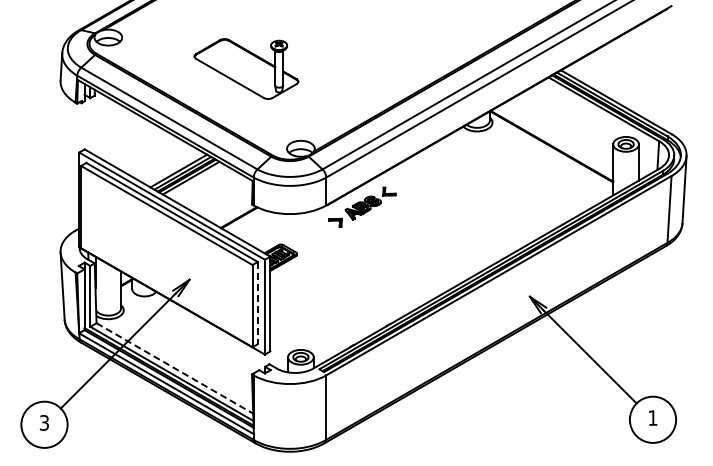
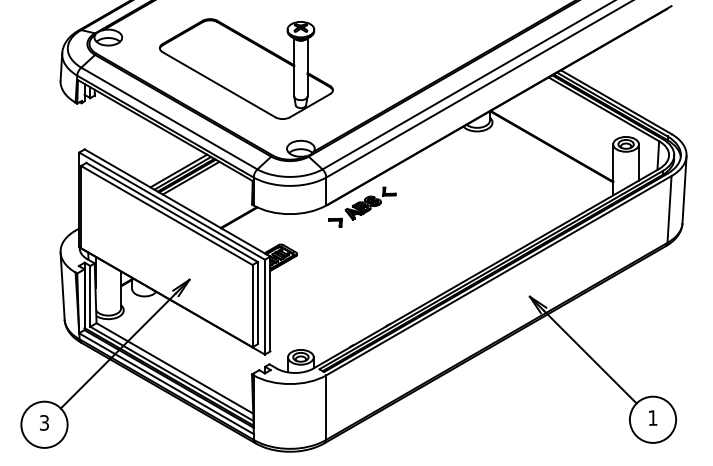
part size: 107x62 px -> 175x102 px (246, 68)
line: dashed -> solid (257, 303)
line: dashed -> solid (175, 368)
